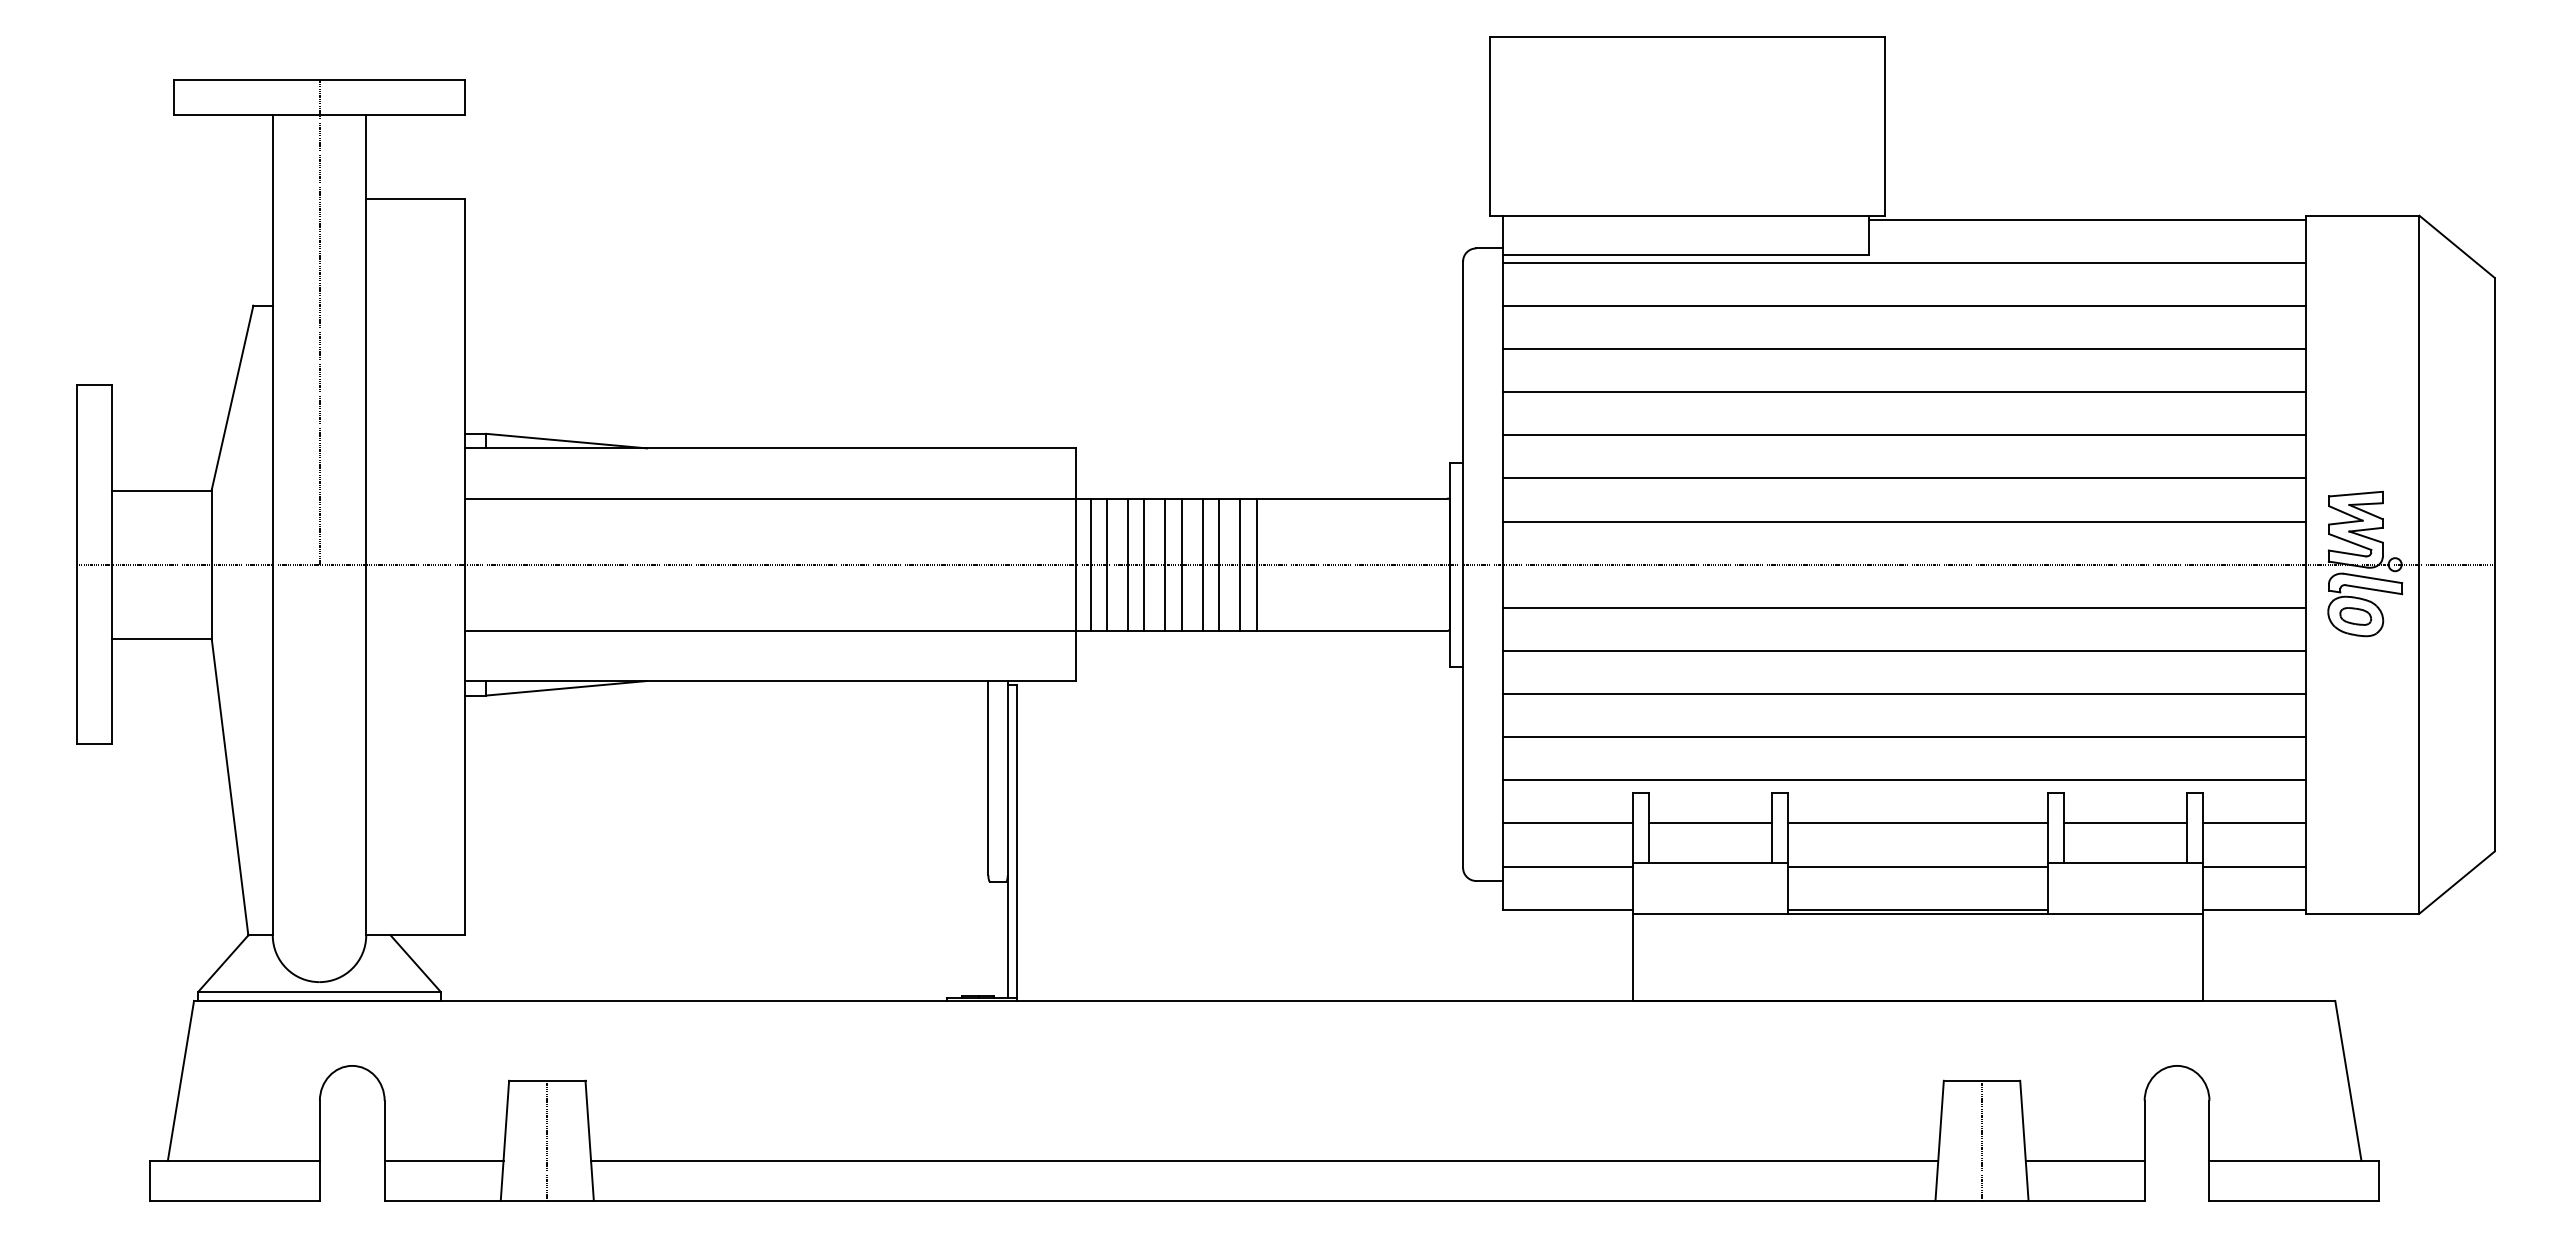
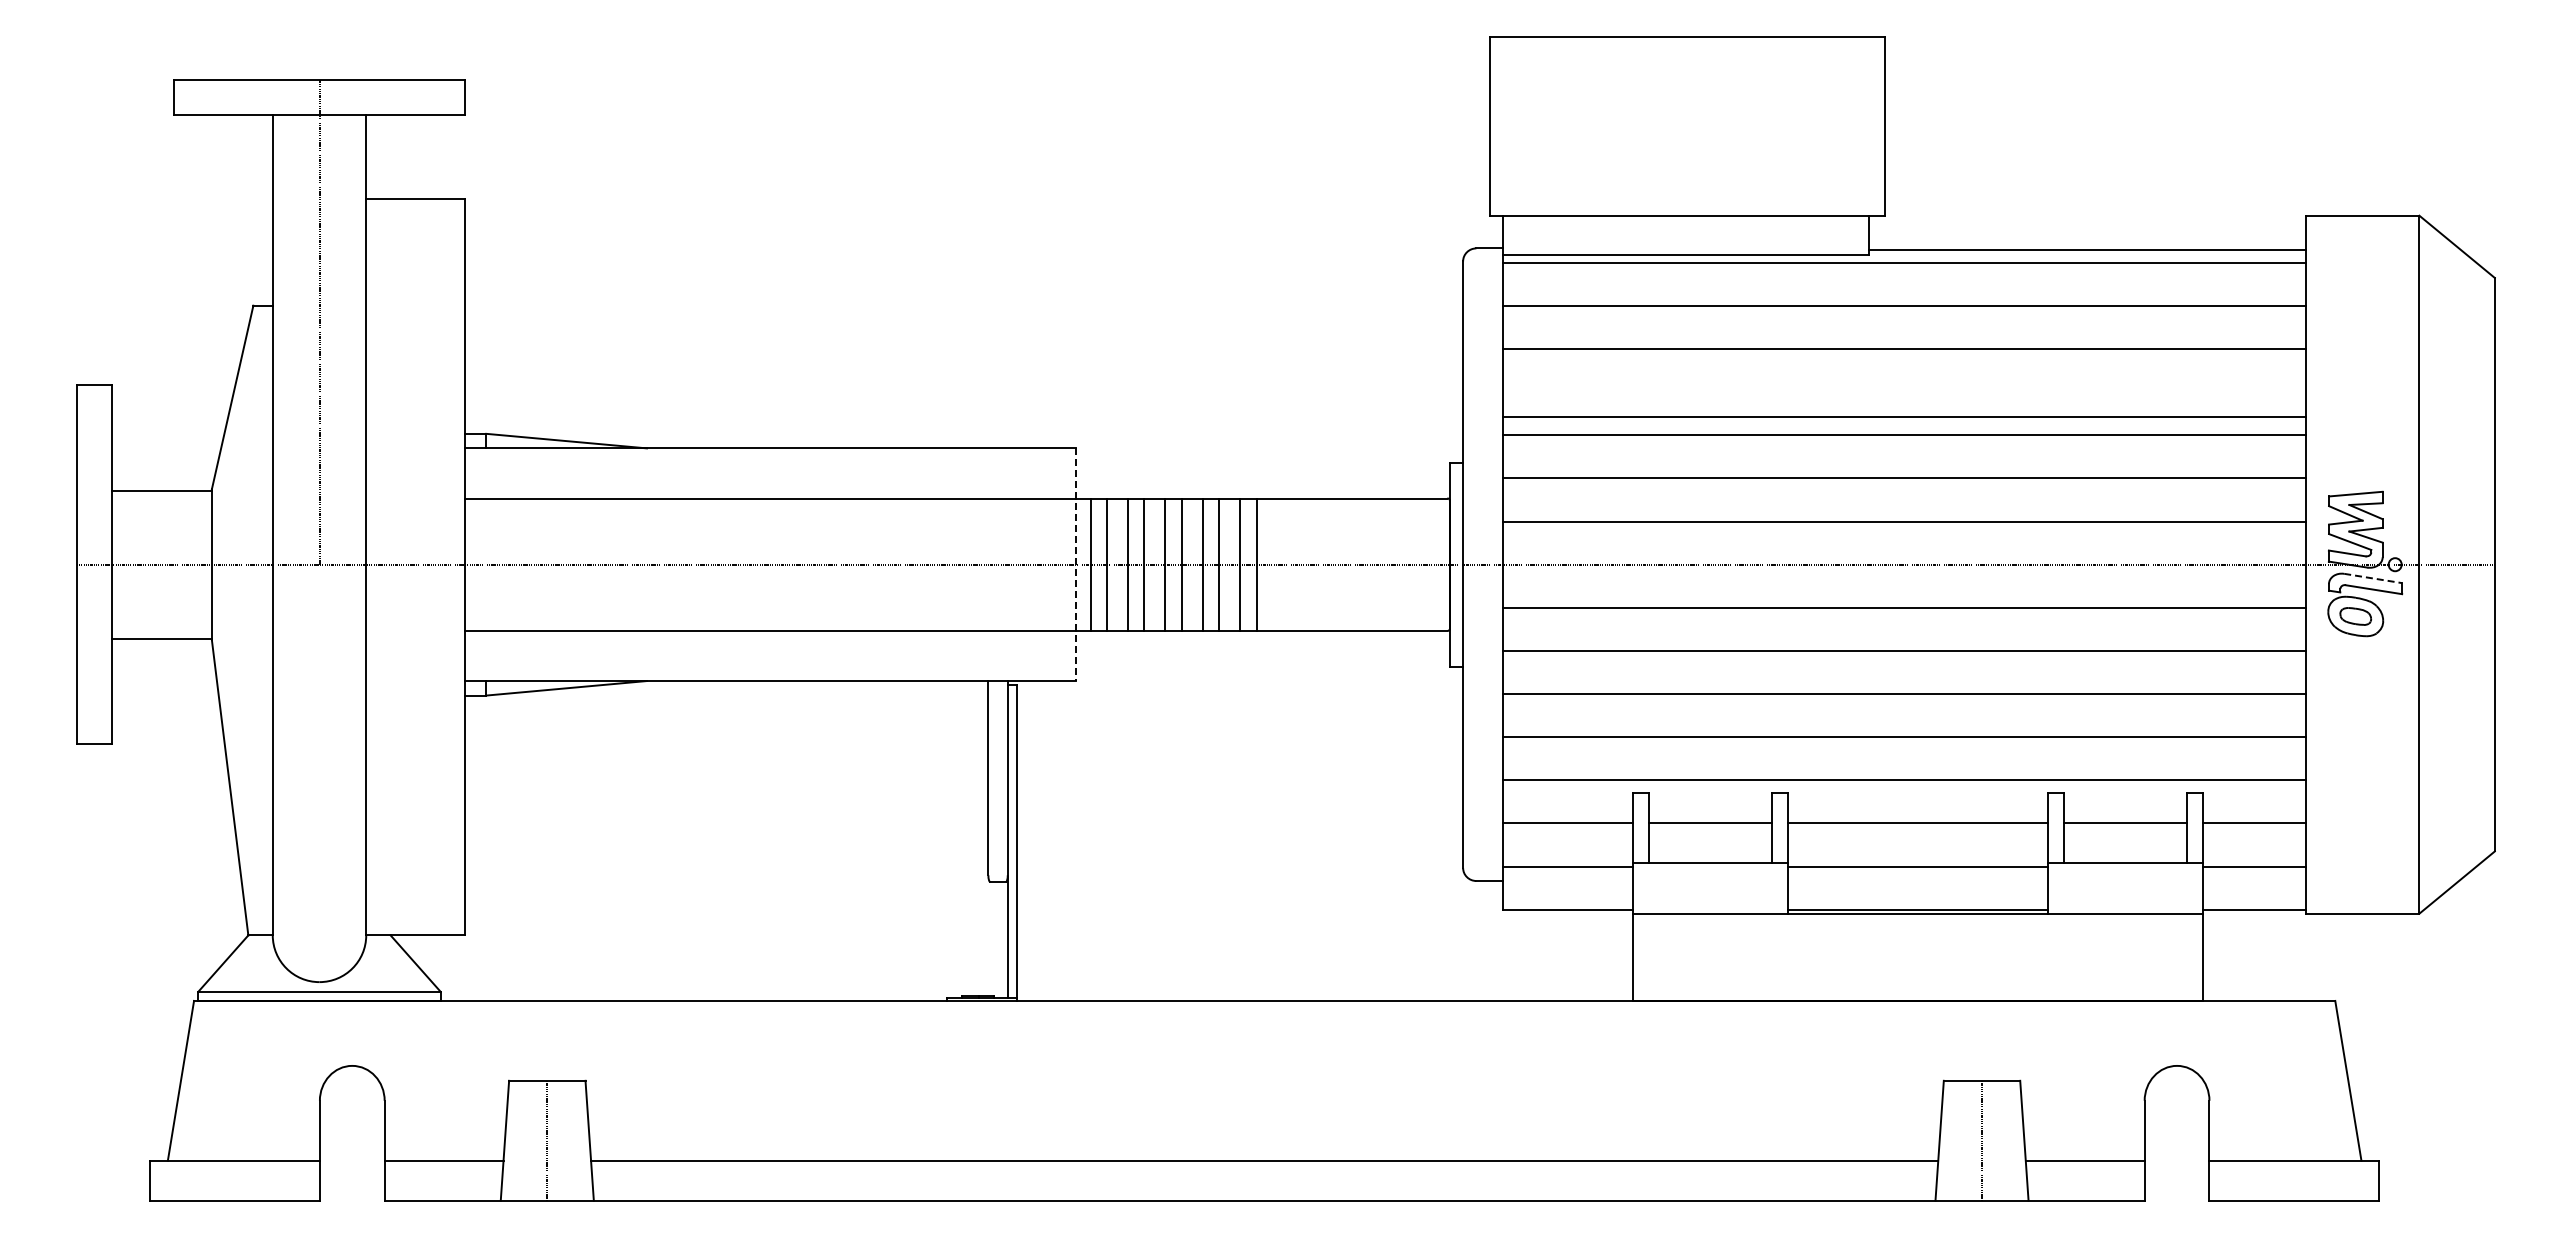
line position: (2087, 219) -> (2087, 249) (2087, 249)
line position: (1904, 392) -> (1904, 417) (1904, 417)
line: solid -> dashed (1075, 565)
line: solid -> dashed (2373, 578)
